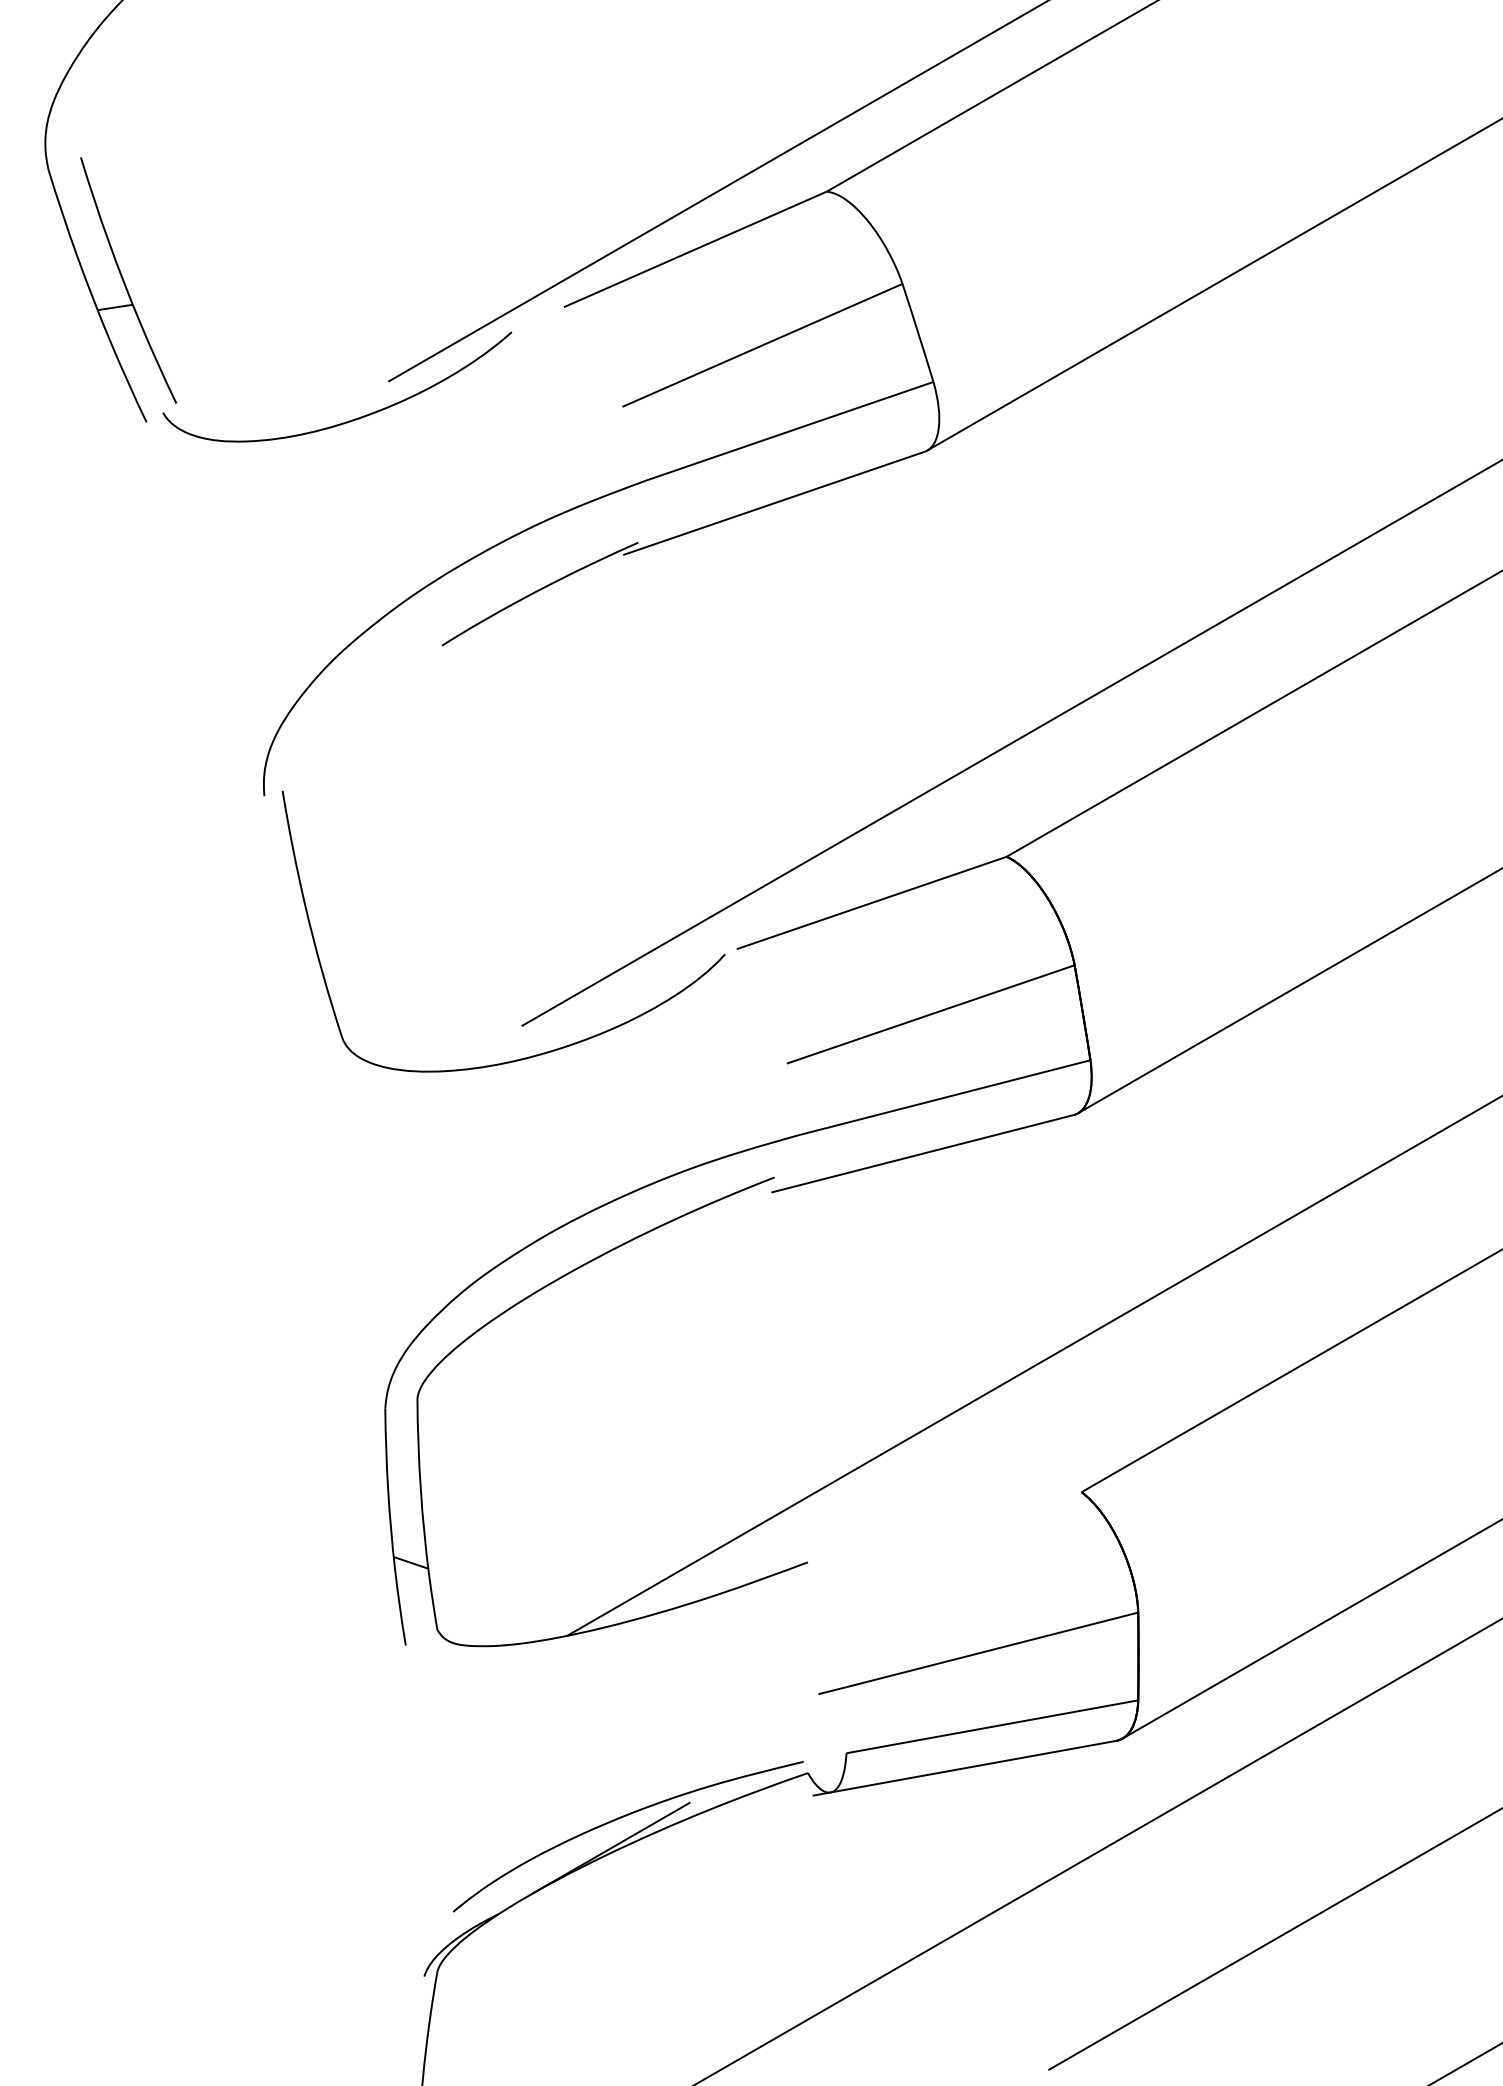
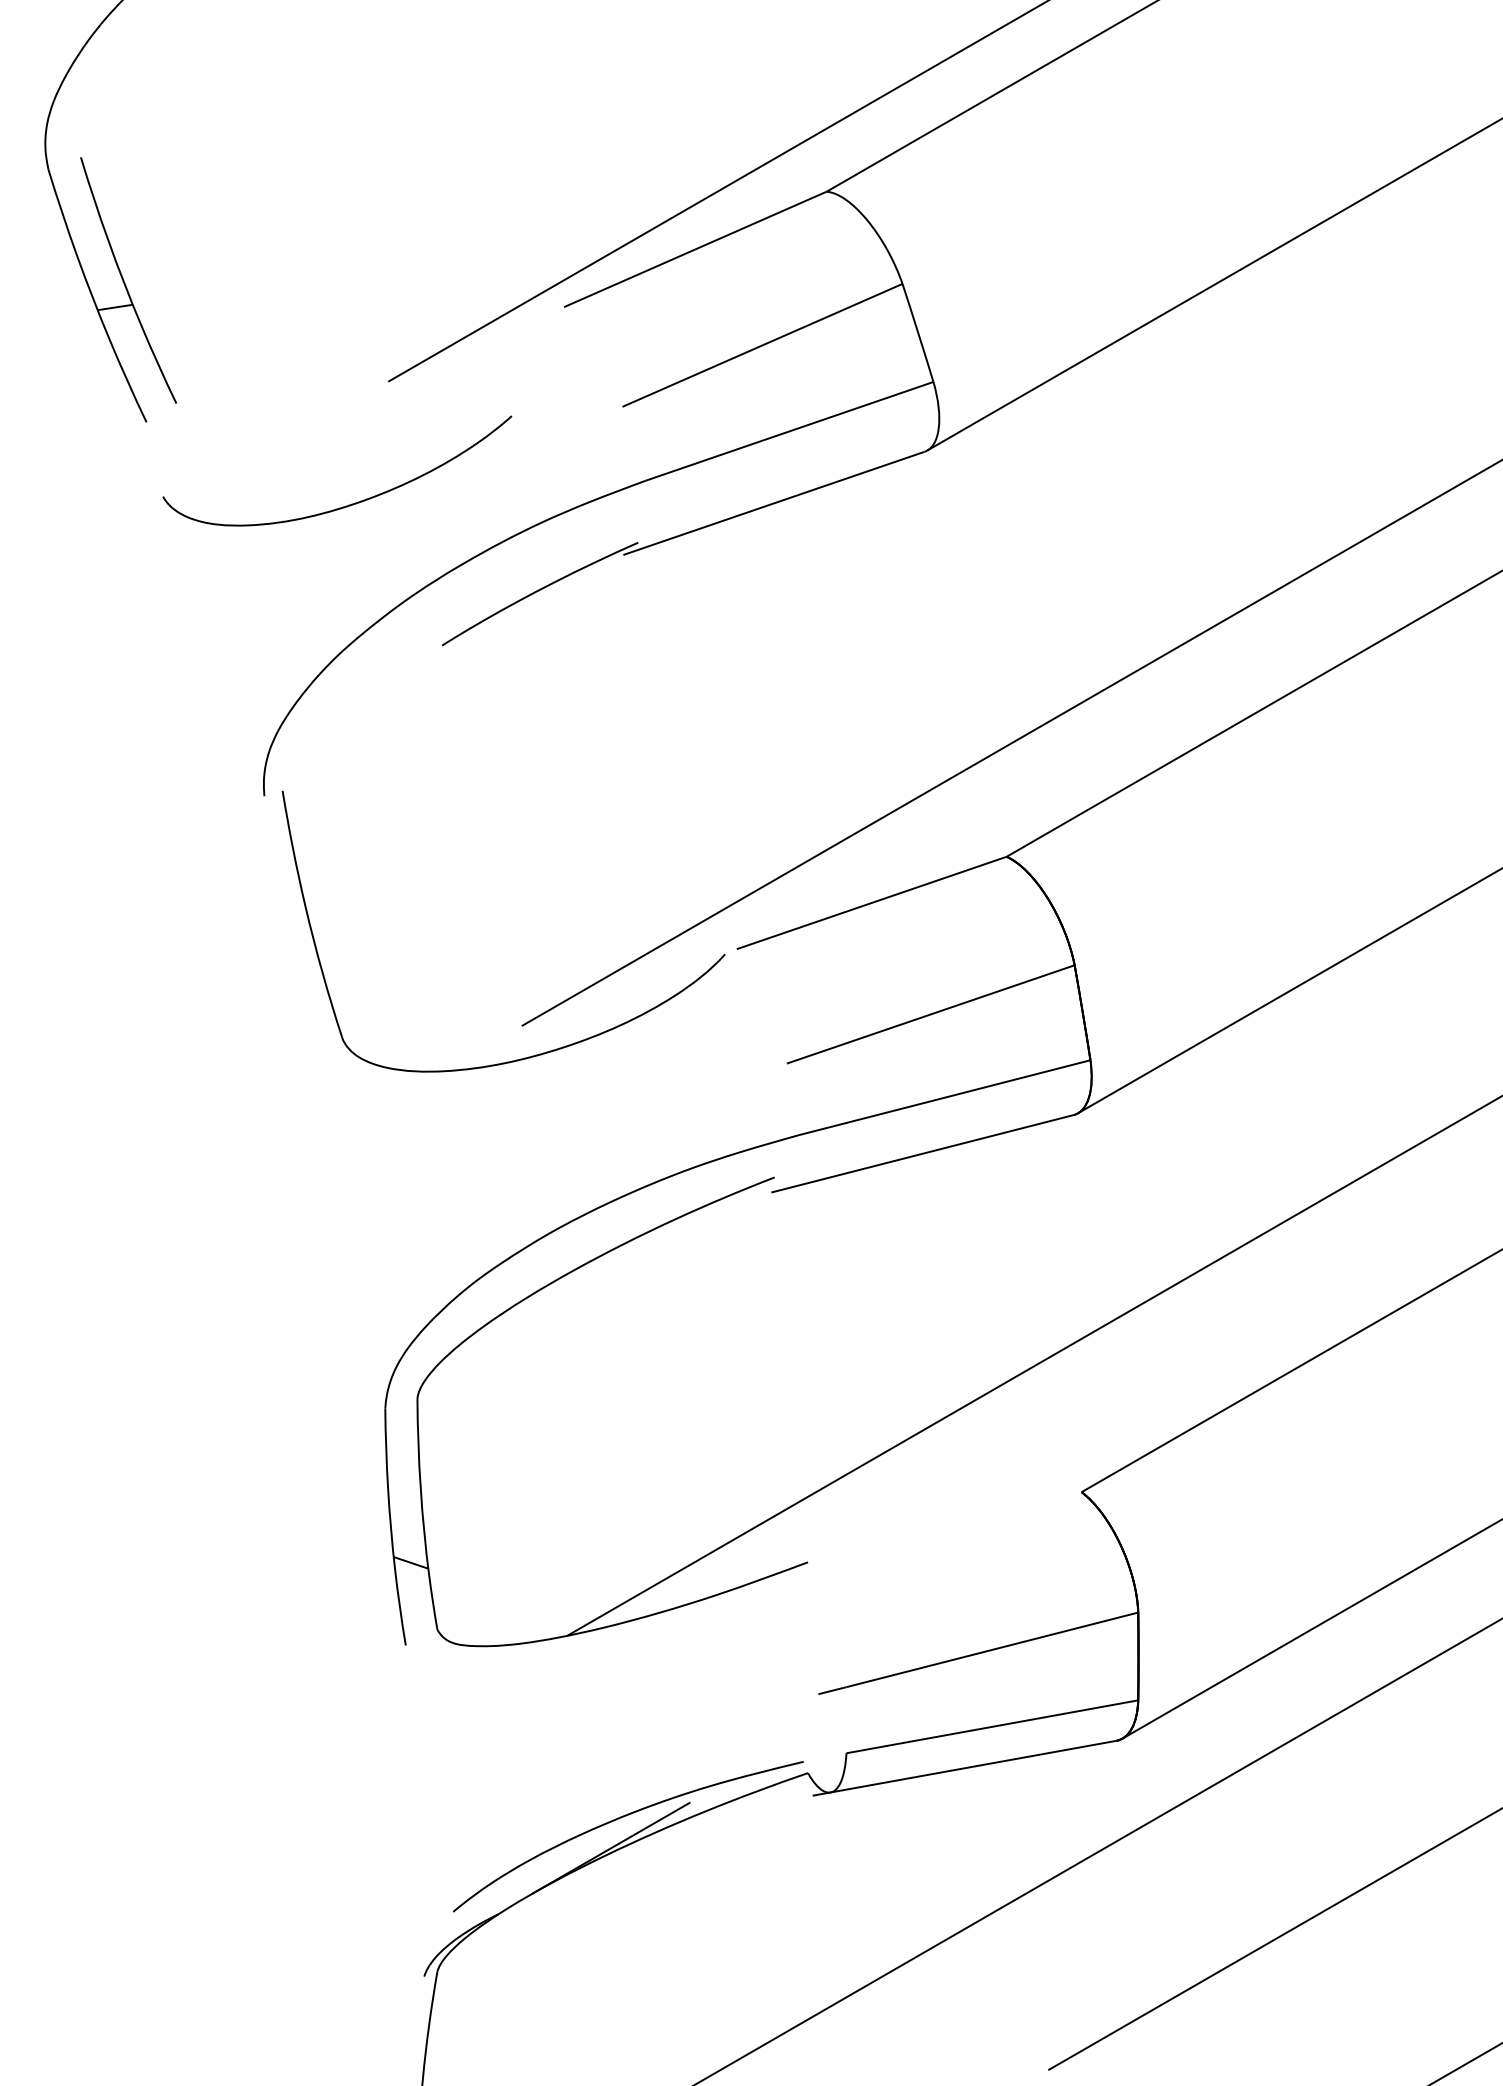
curve position: (349, 420) -> (349, 504) (349, 504)
